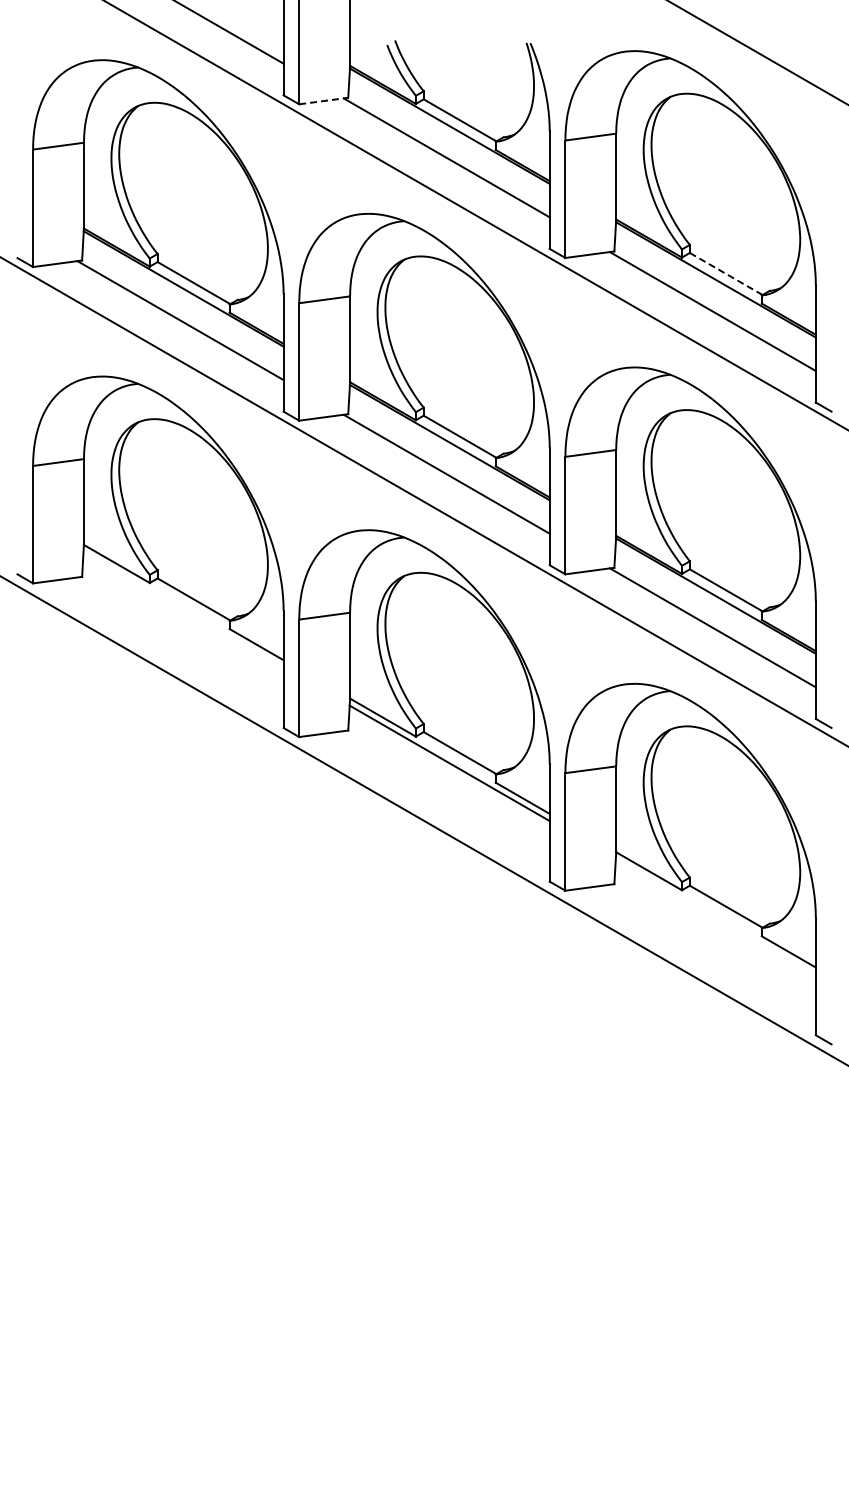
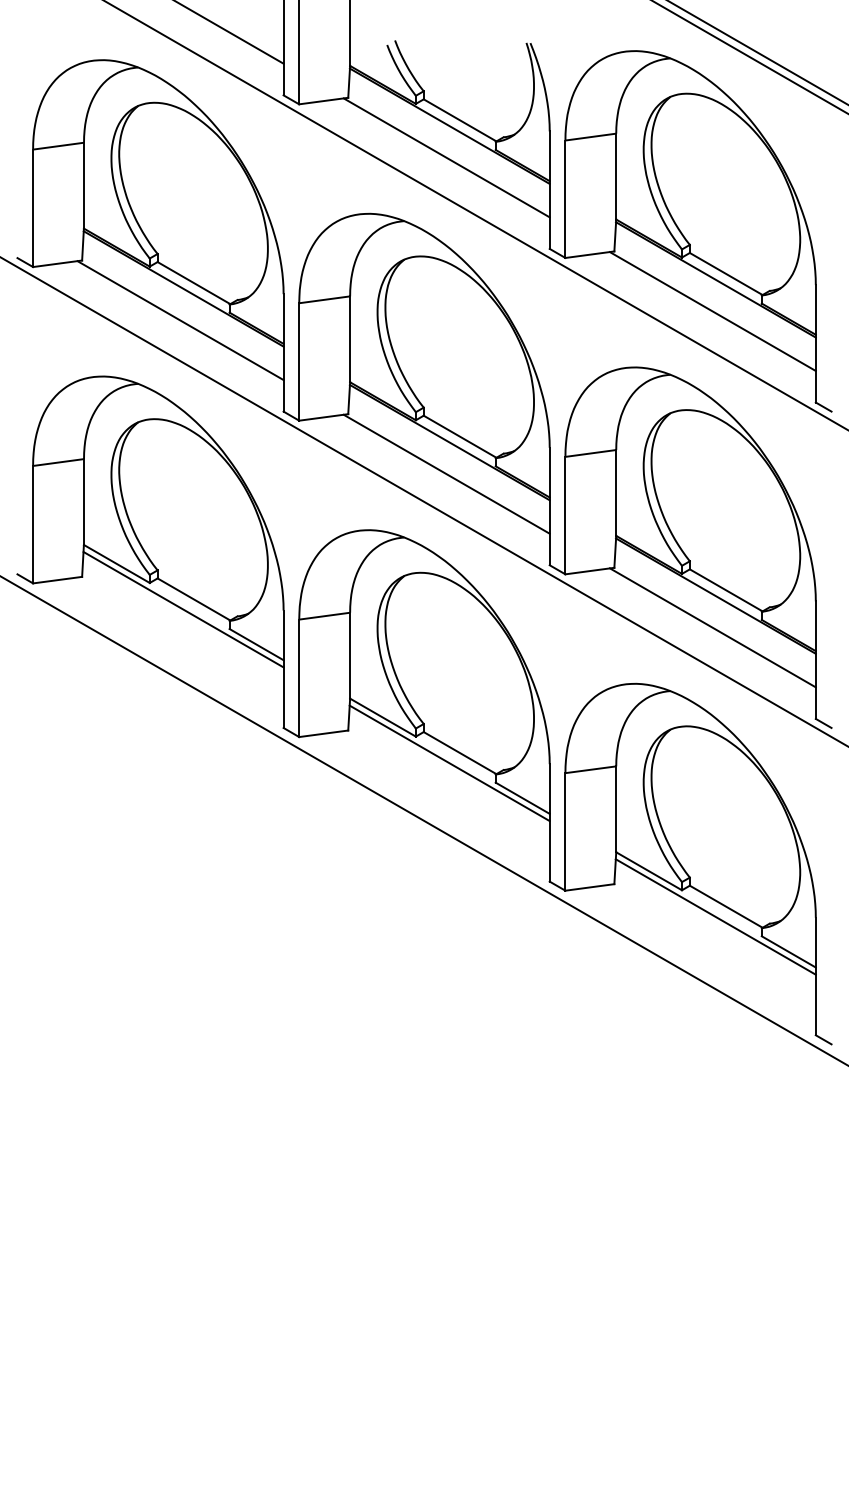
line: none -> present (749, 57)
line: dashed -> solid (323, 101)
line: dashed -> solid (726, 274)
line: none -> present (183, 609)
line: none -> present (715, 916)
